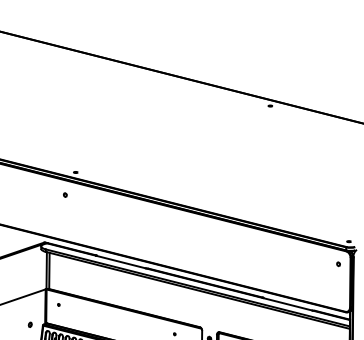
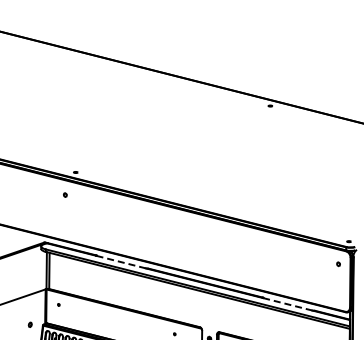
line: solid -> dashed (121, 262)
line: solid -> dashed (288, 304)
